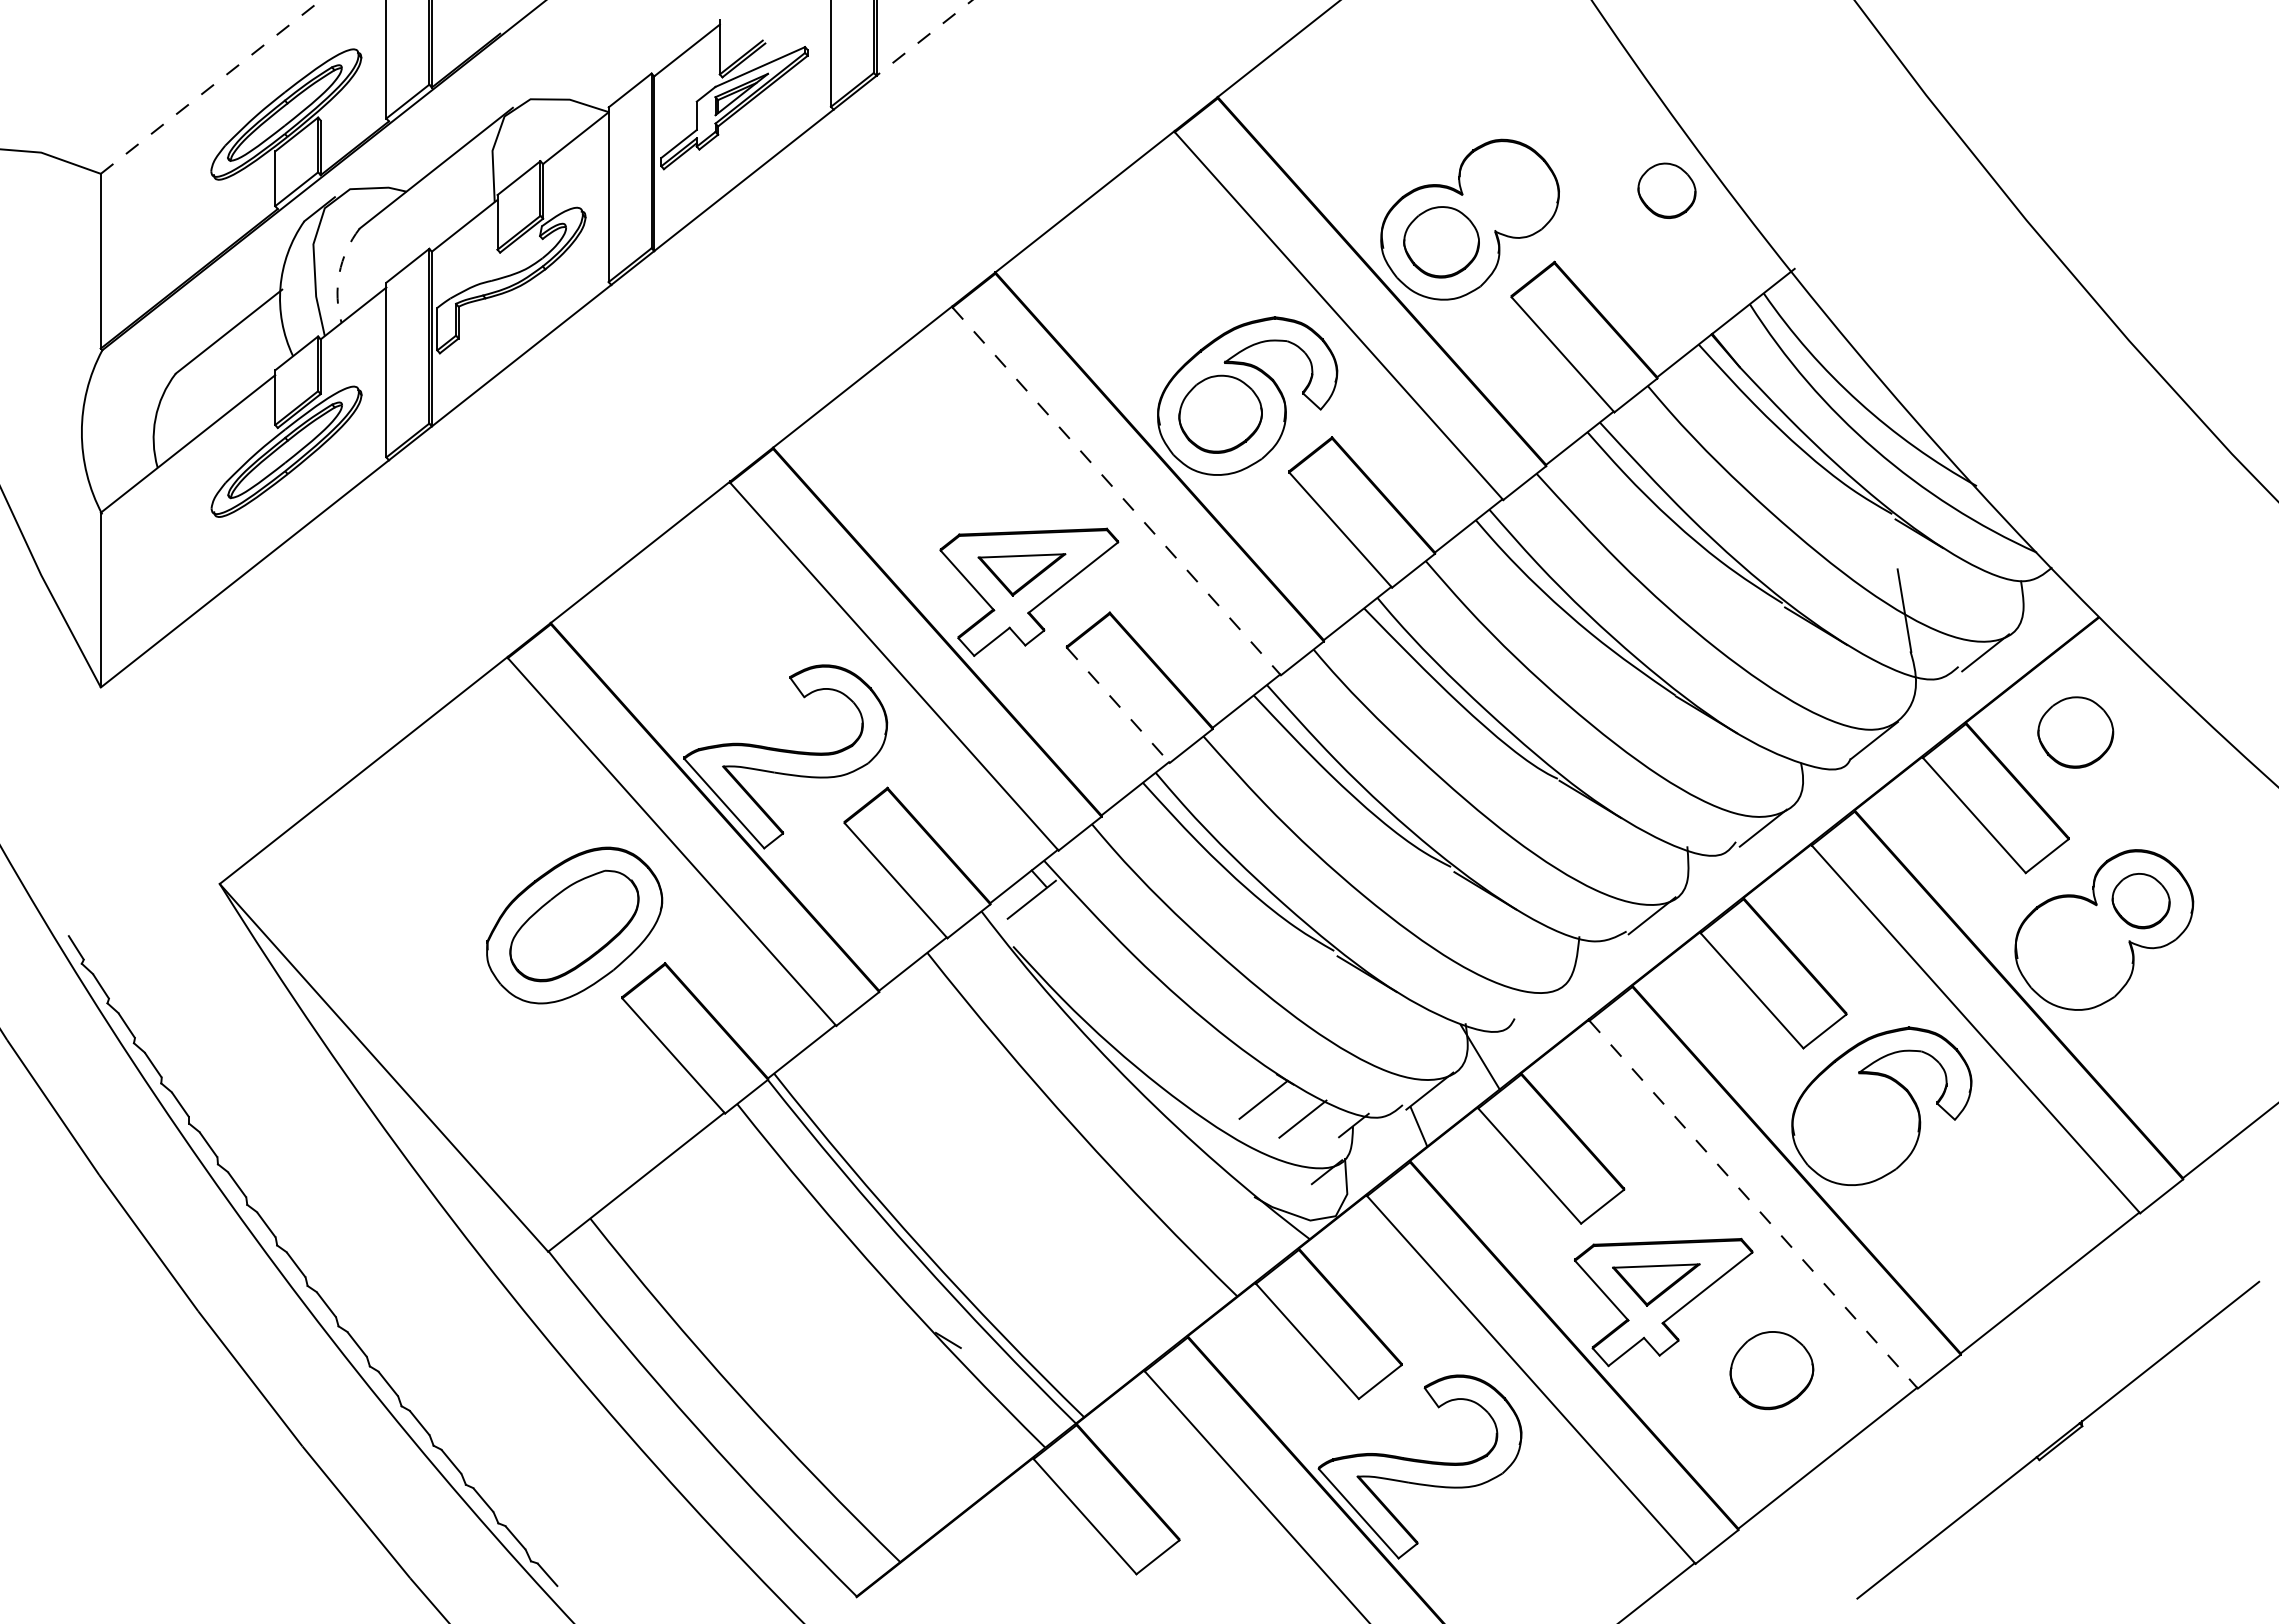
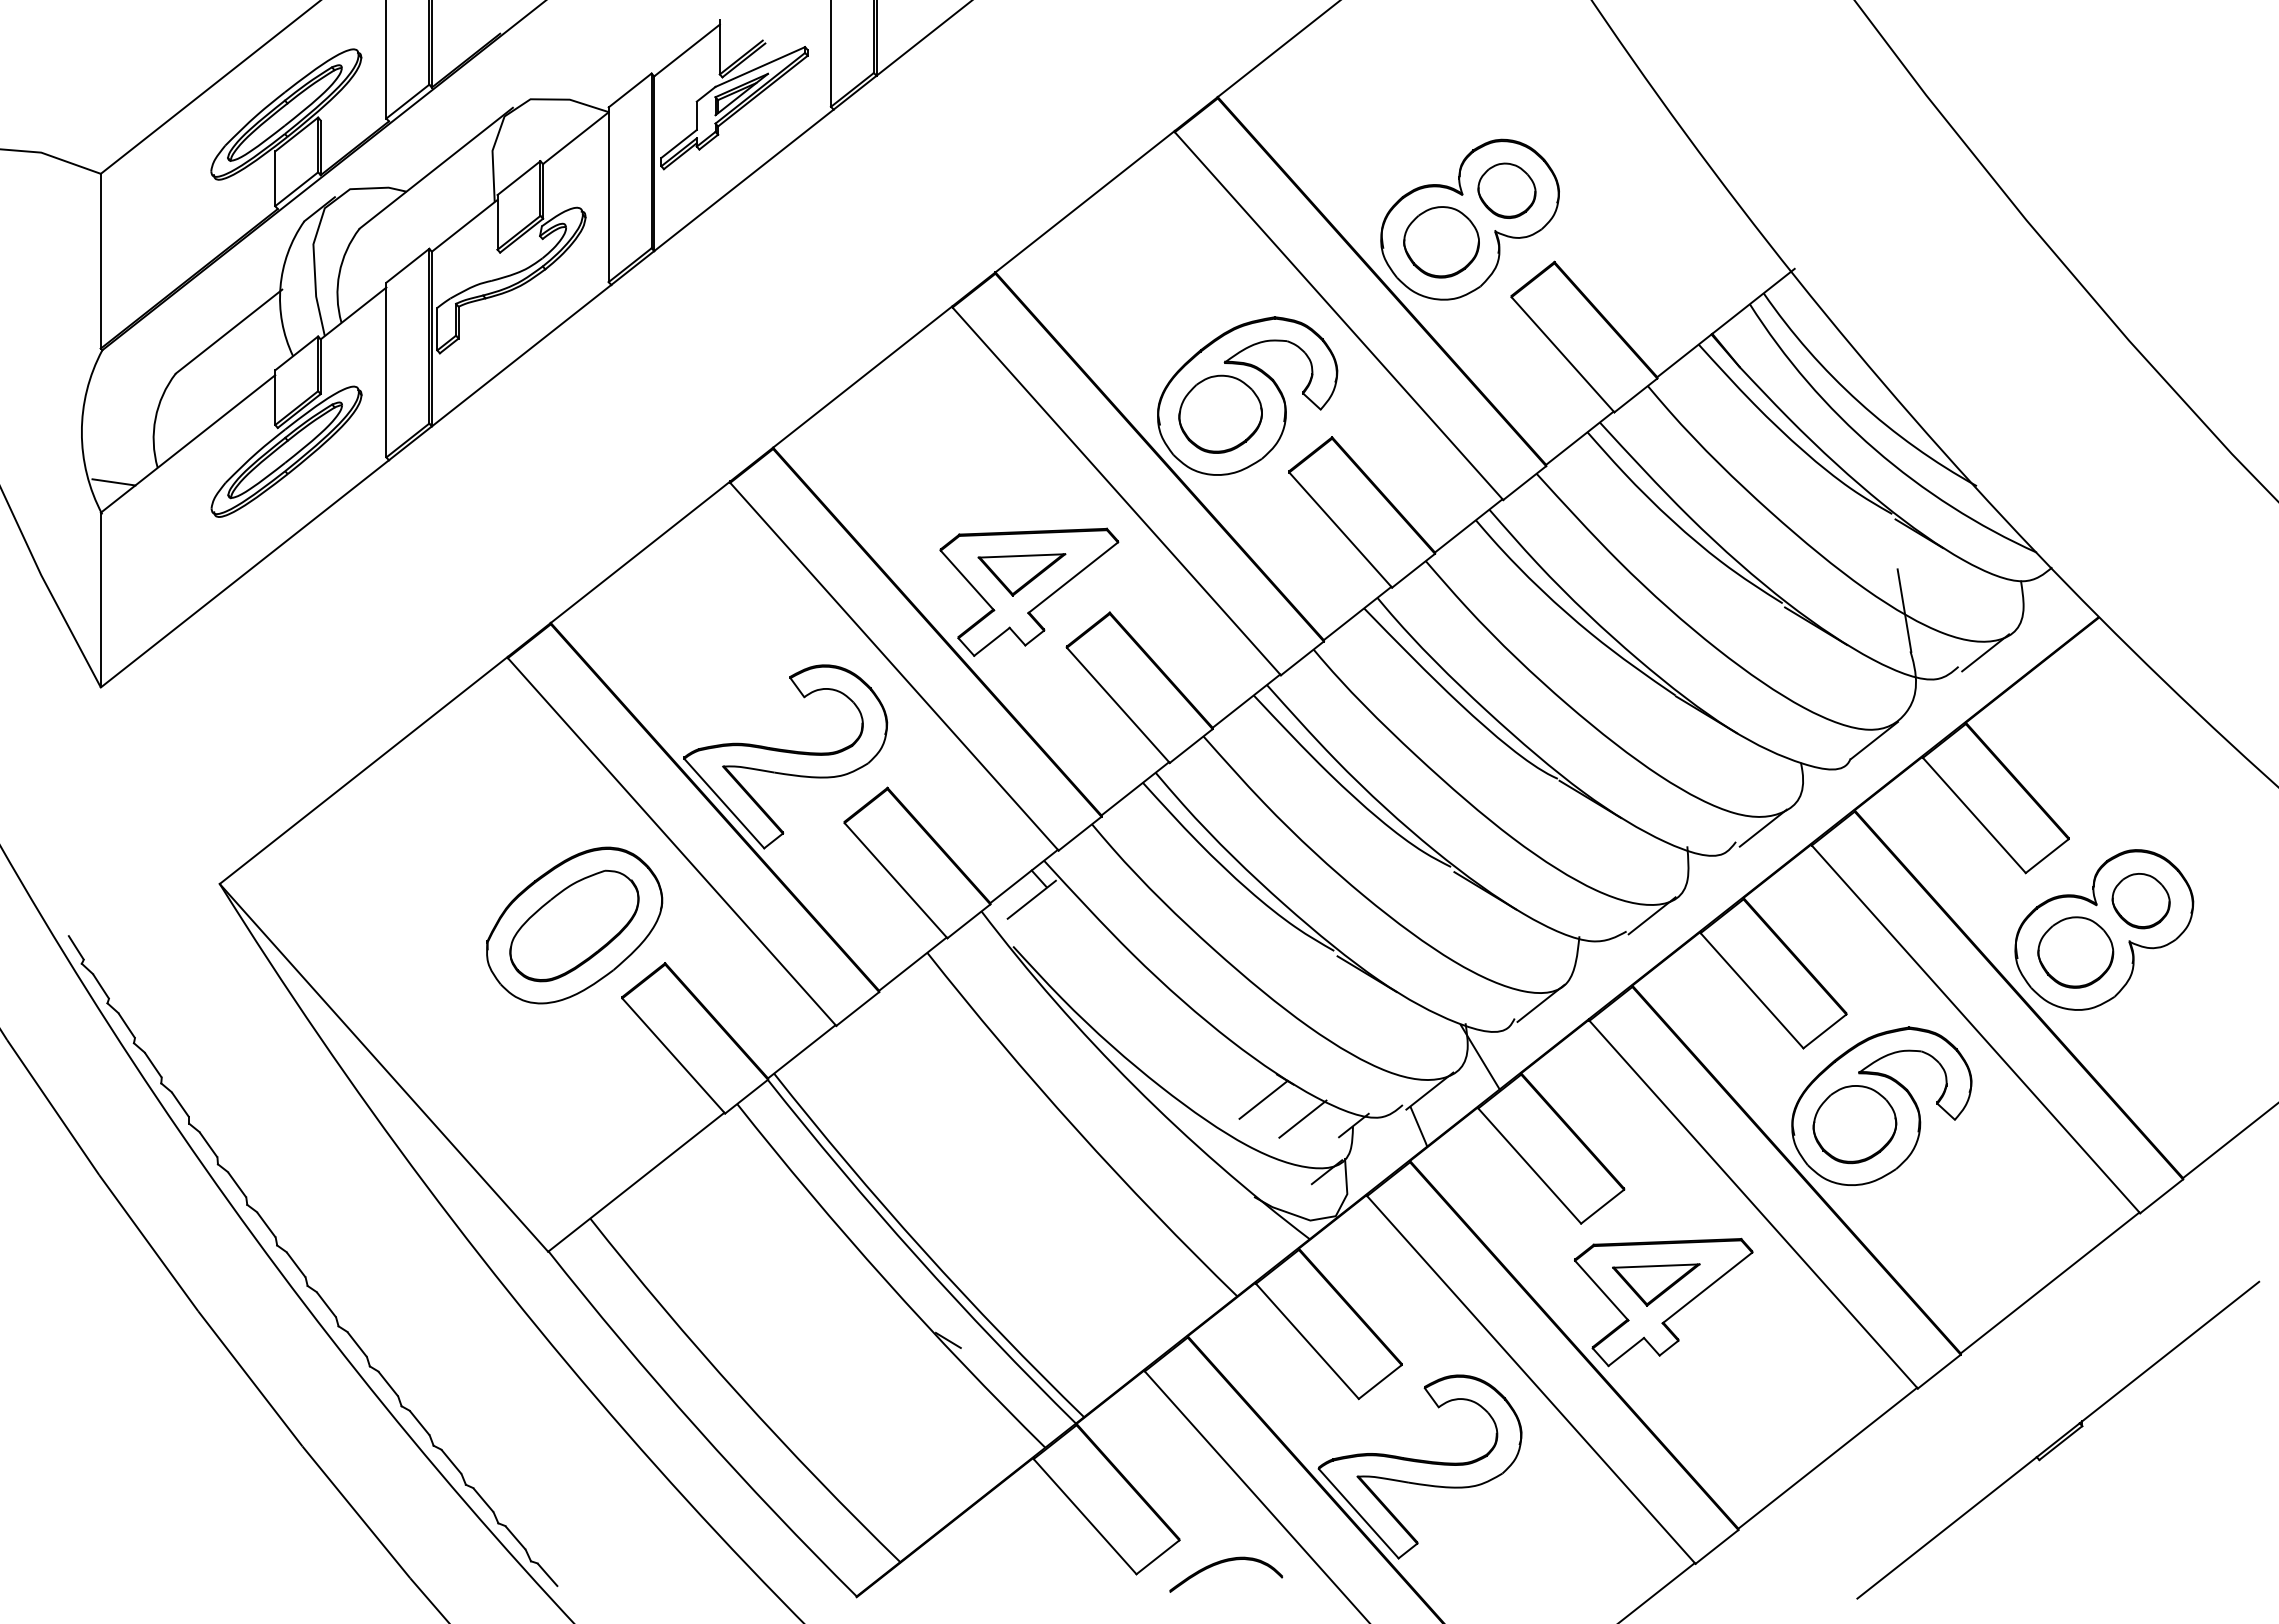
line: dashed -> solid (924, 38)
line: dashed -> solid (211, 86)
part position: (1666, 190) -> (1506, 190) (1506, 190)
arc: dashed -> solid (339, 273)
line: none -> present (113, 482)
line: dashed -> solid (1116, 491)
line: dashed -> solid (1118, 705)
part position: (2075, 732) -> (2075, 952) (2075, 952)
line: none -> present (1540, 1002)
line: dashed -> solid (1753, 1204)
part position: (1771, 1370) -> (1854, 1124) (1854, 1124)
part: none -> present (1222, 1563)
